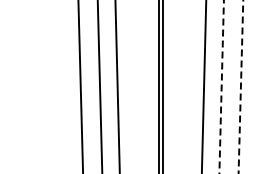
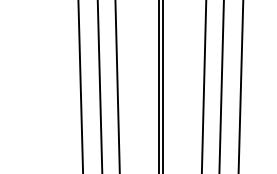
line: dashed -> solid (221, 87)
line: dashed -> solid (240, 87)
